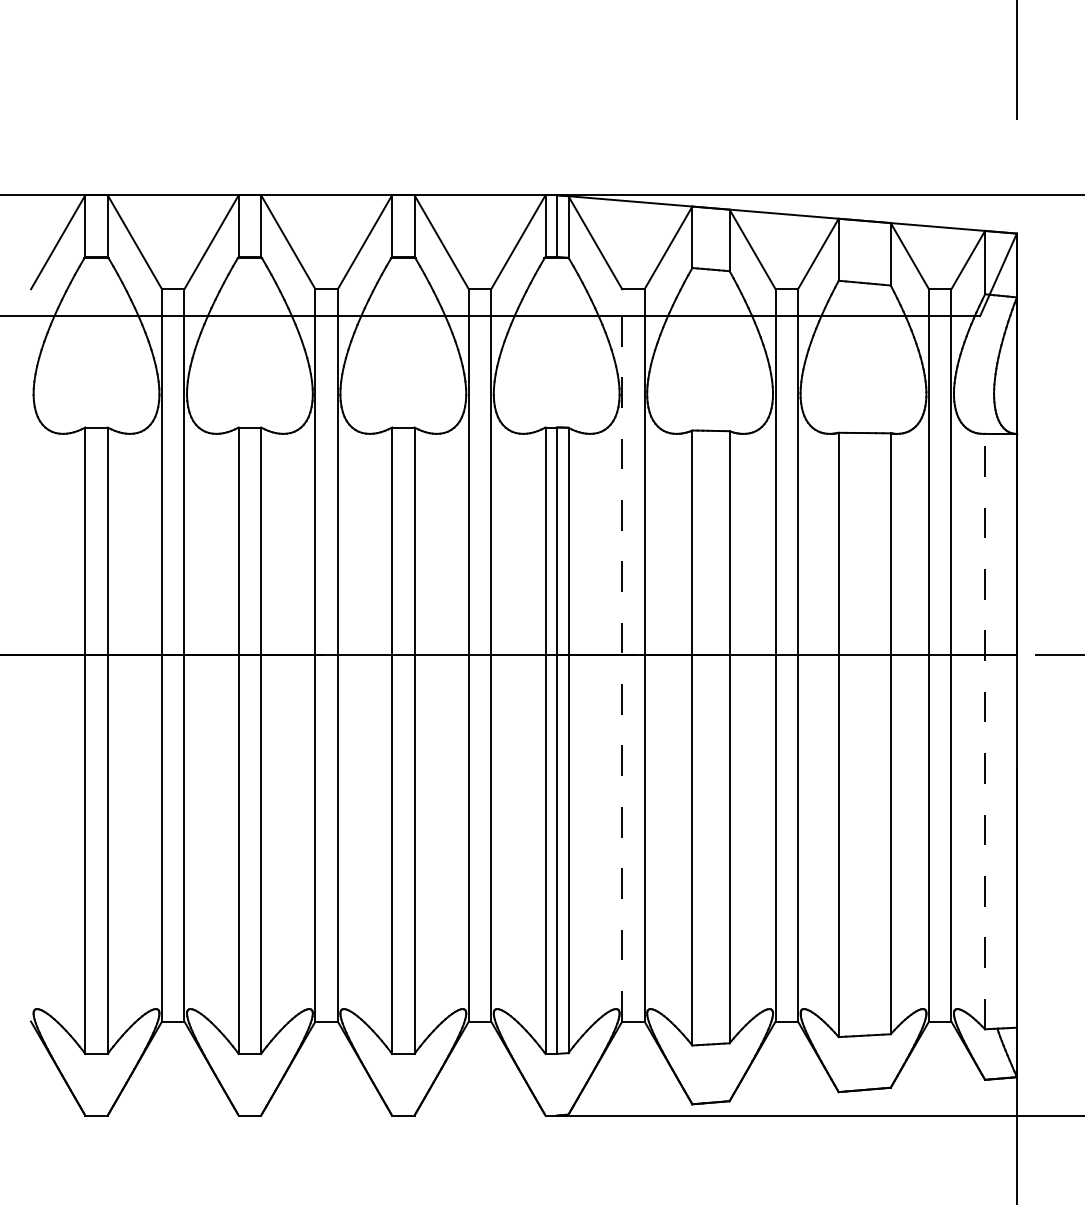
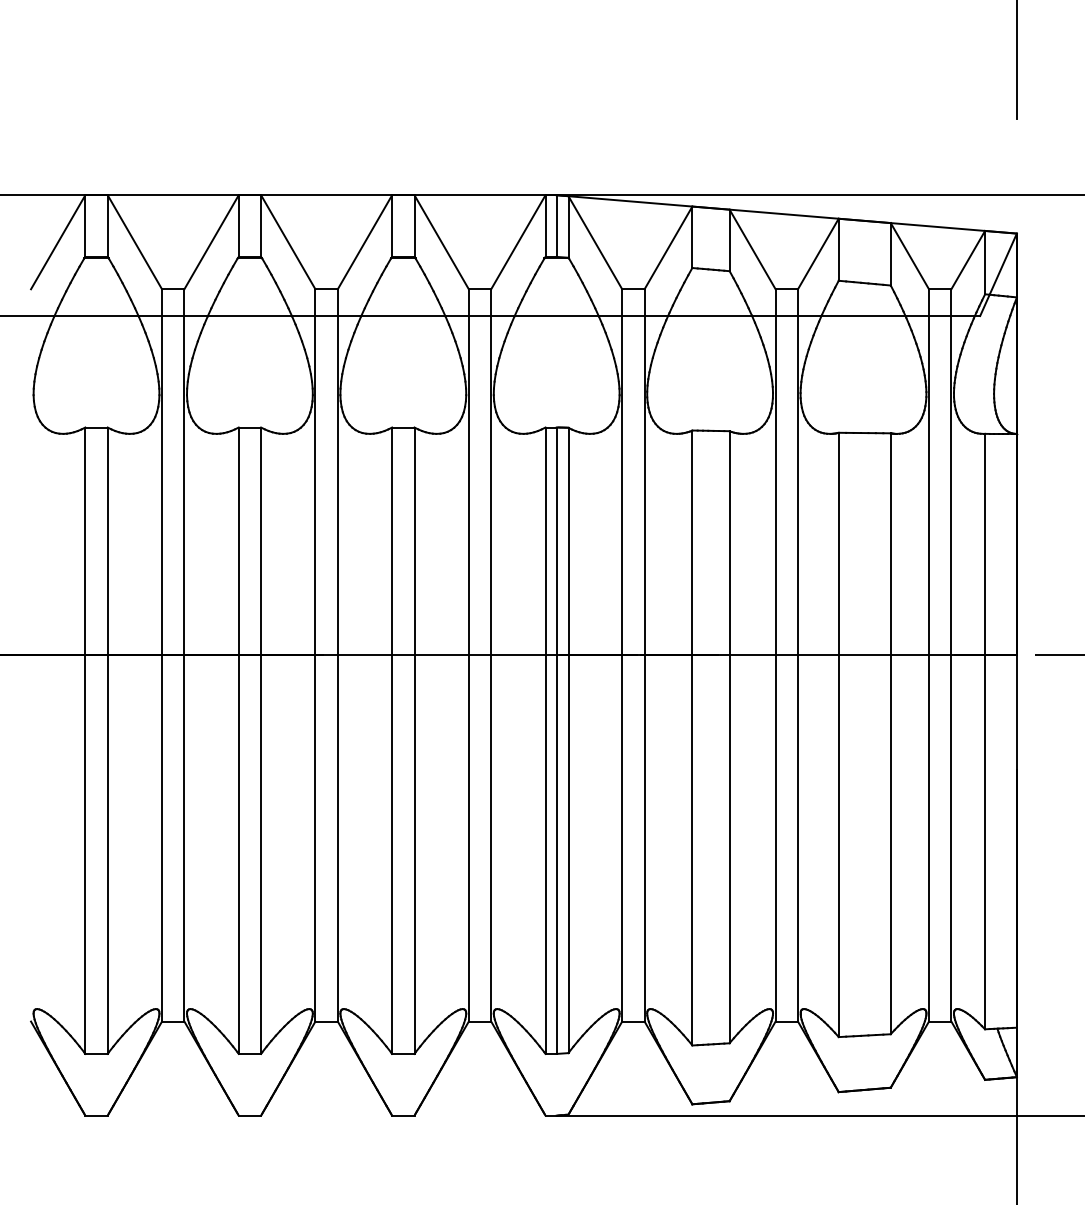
line: dashed -> solid (622, 654)
line: dashed -> solid (985, 731)
